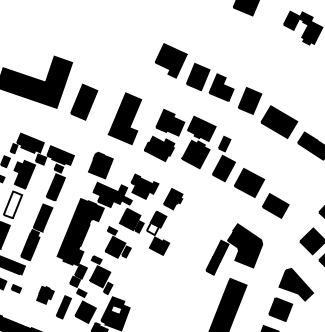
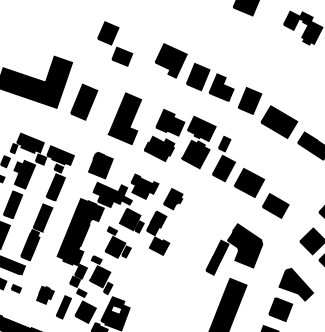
part: none -> present (115, 43)
fill: none -> present (12, 204)
fill: none -> present (152, 228)
